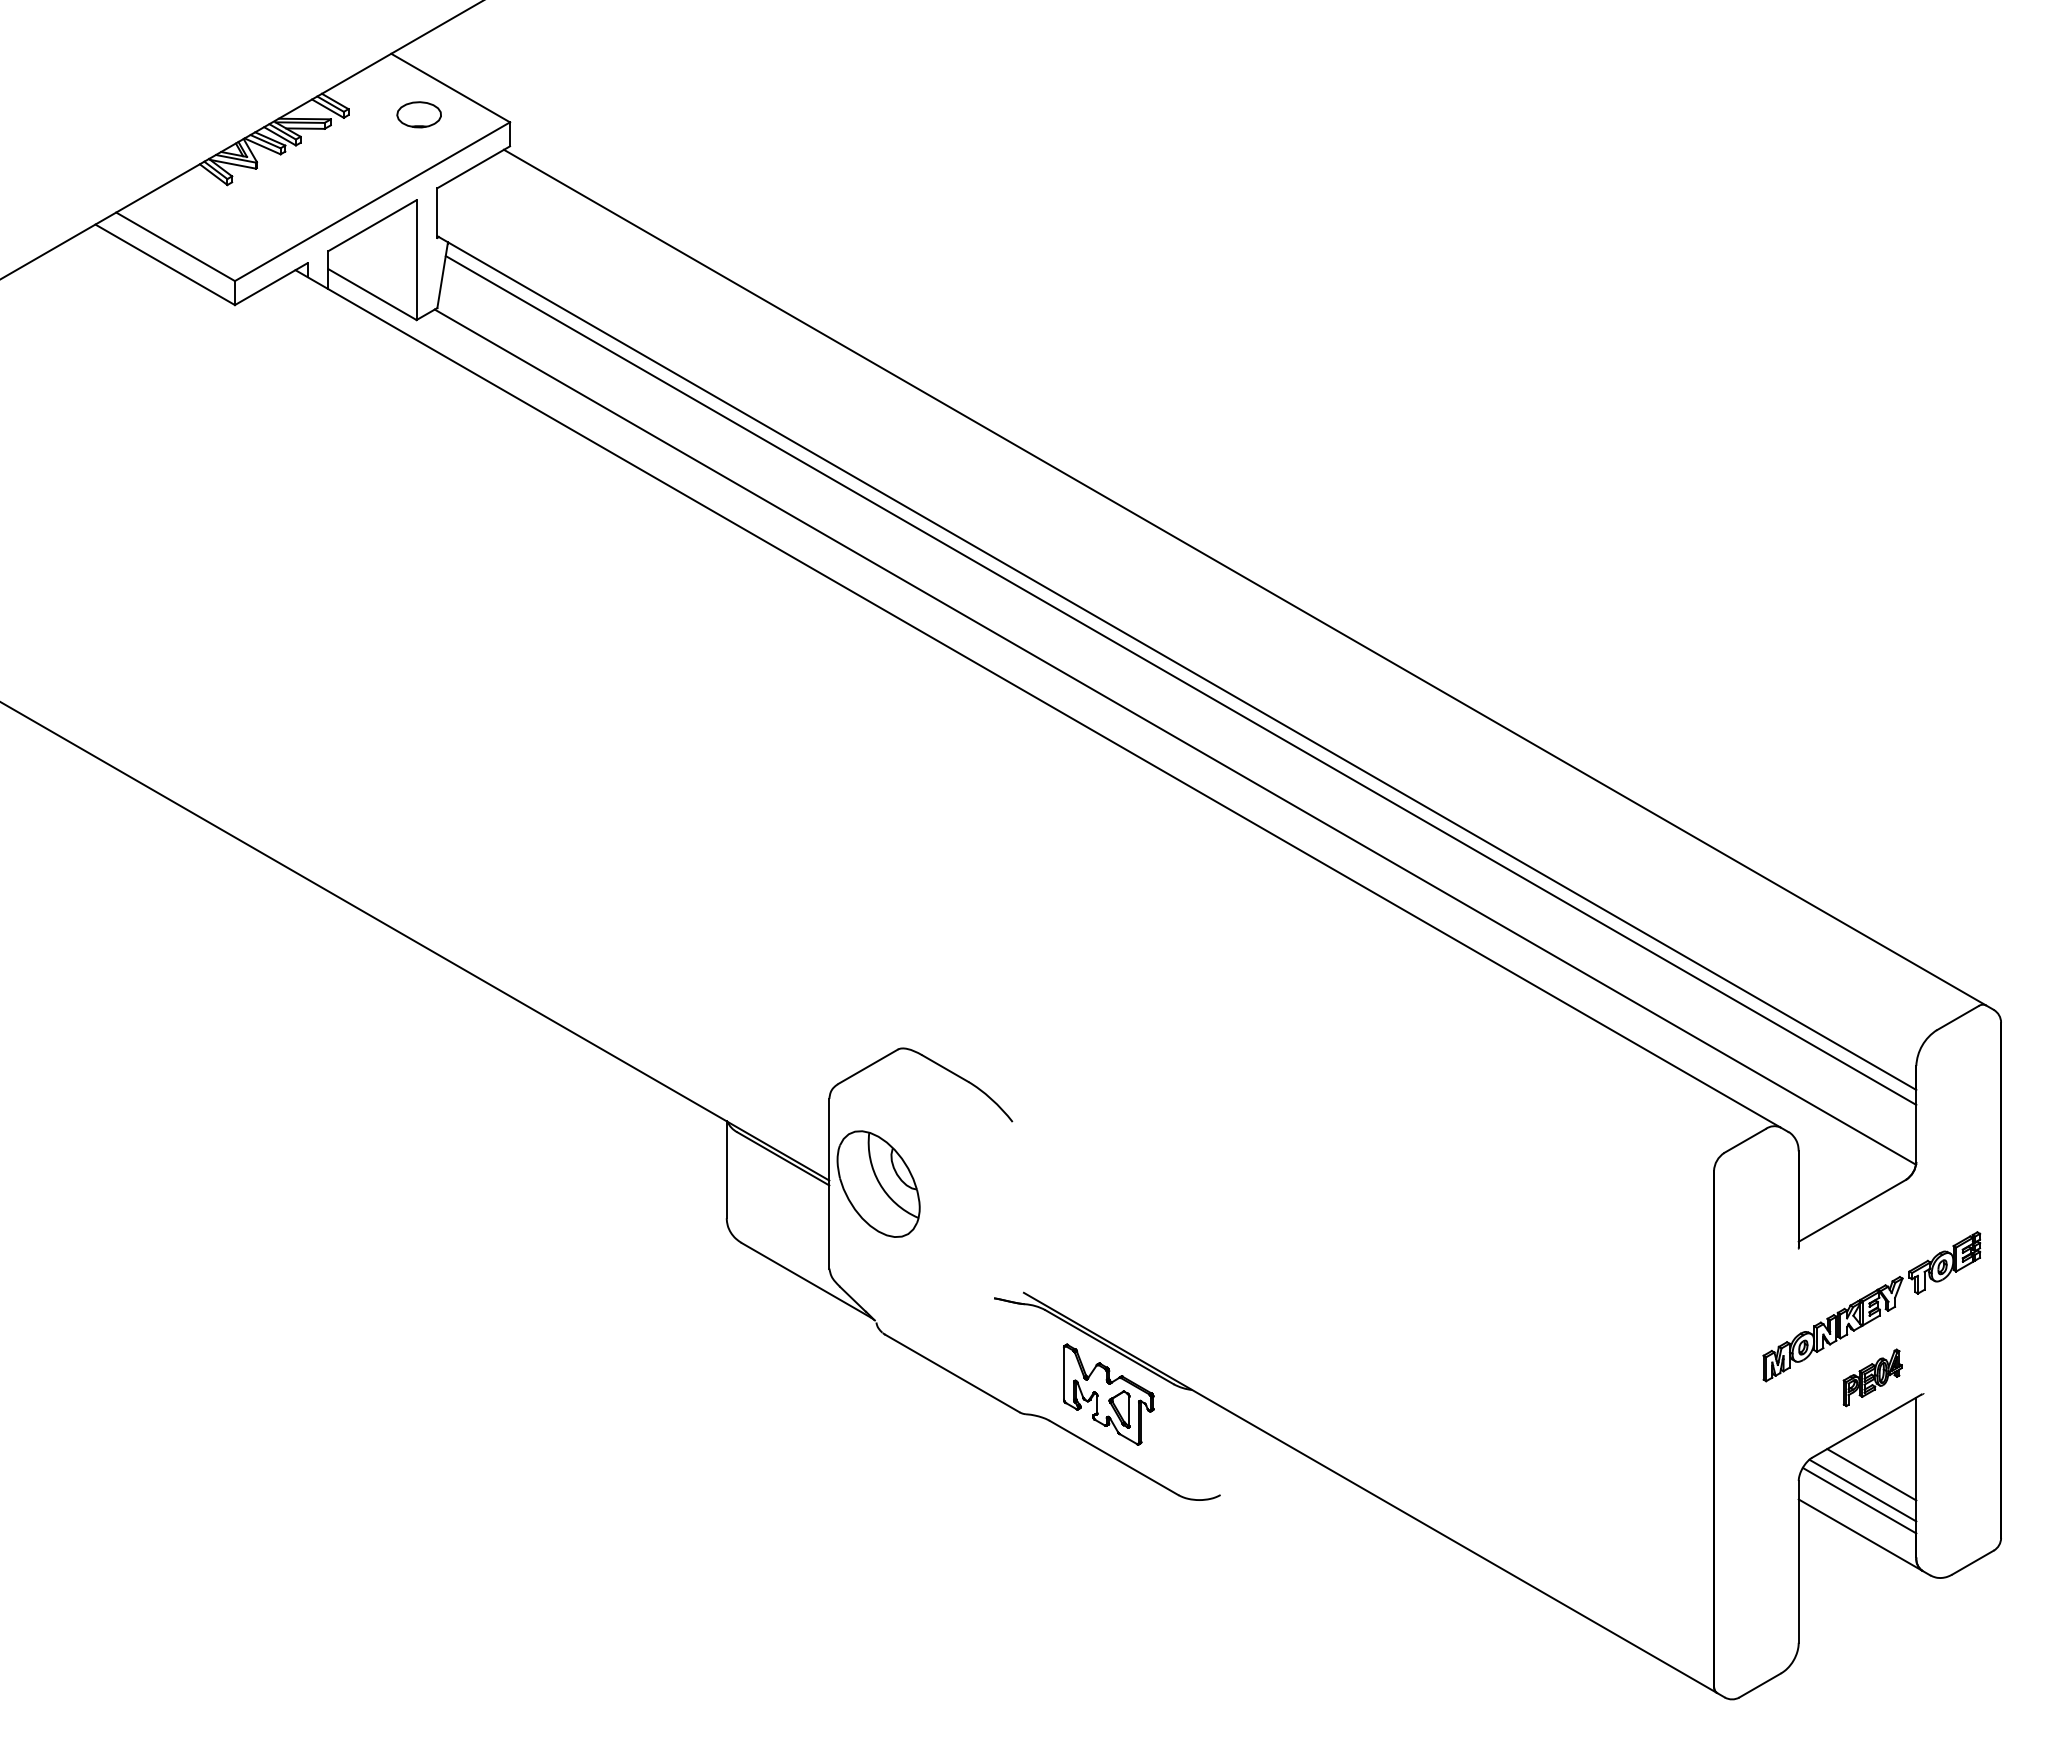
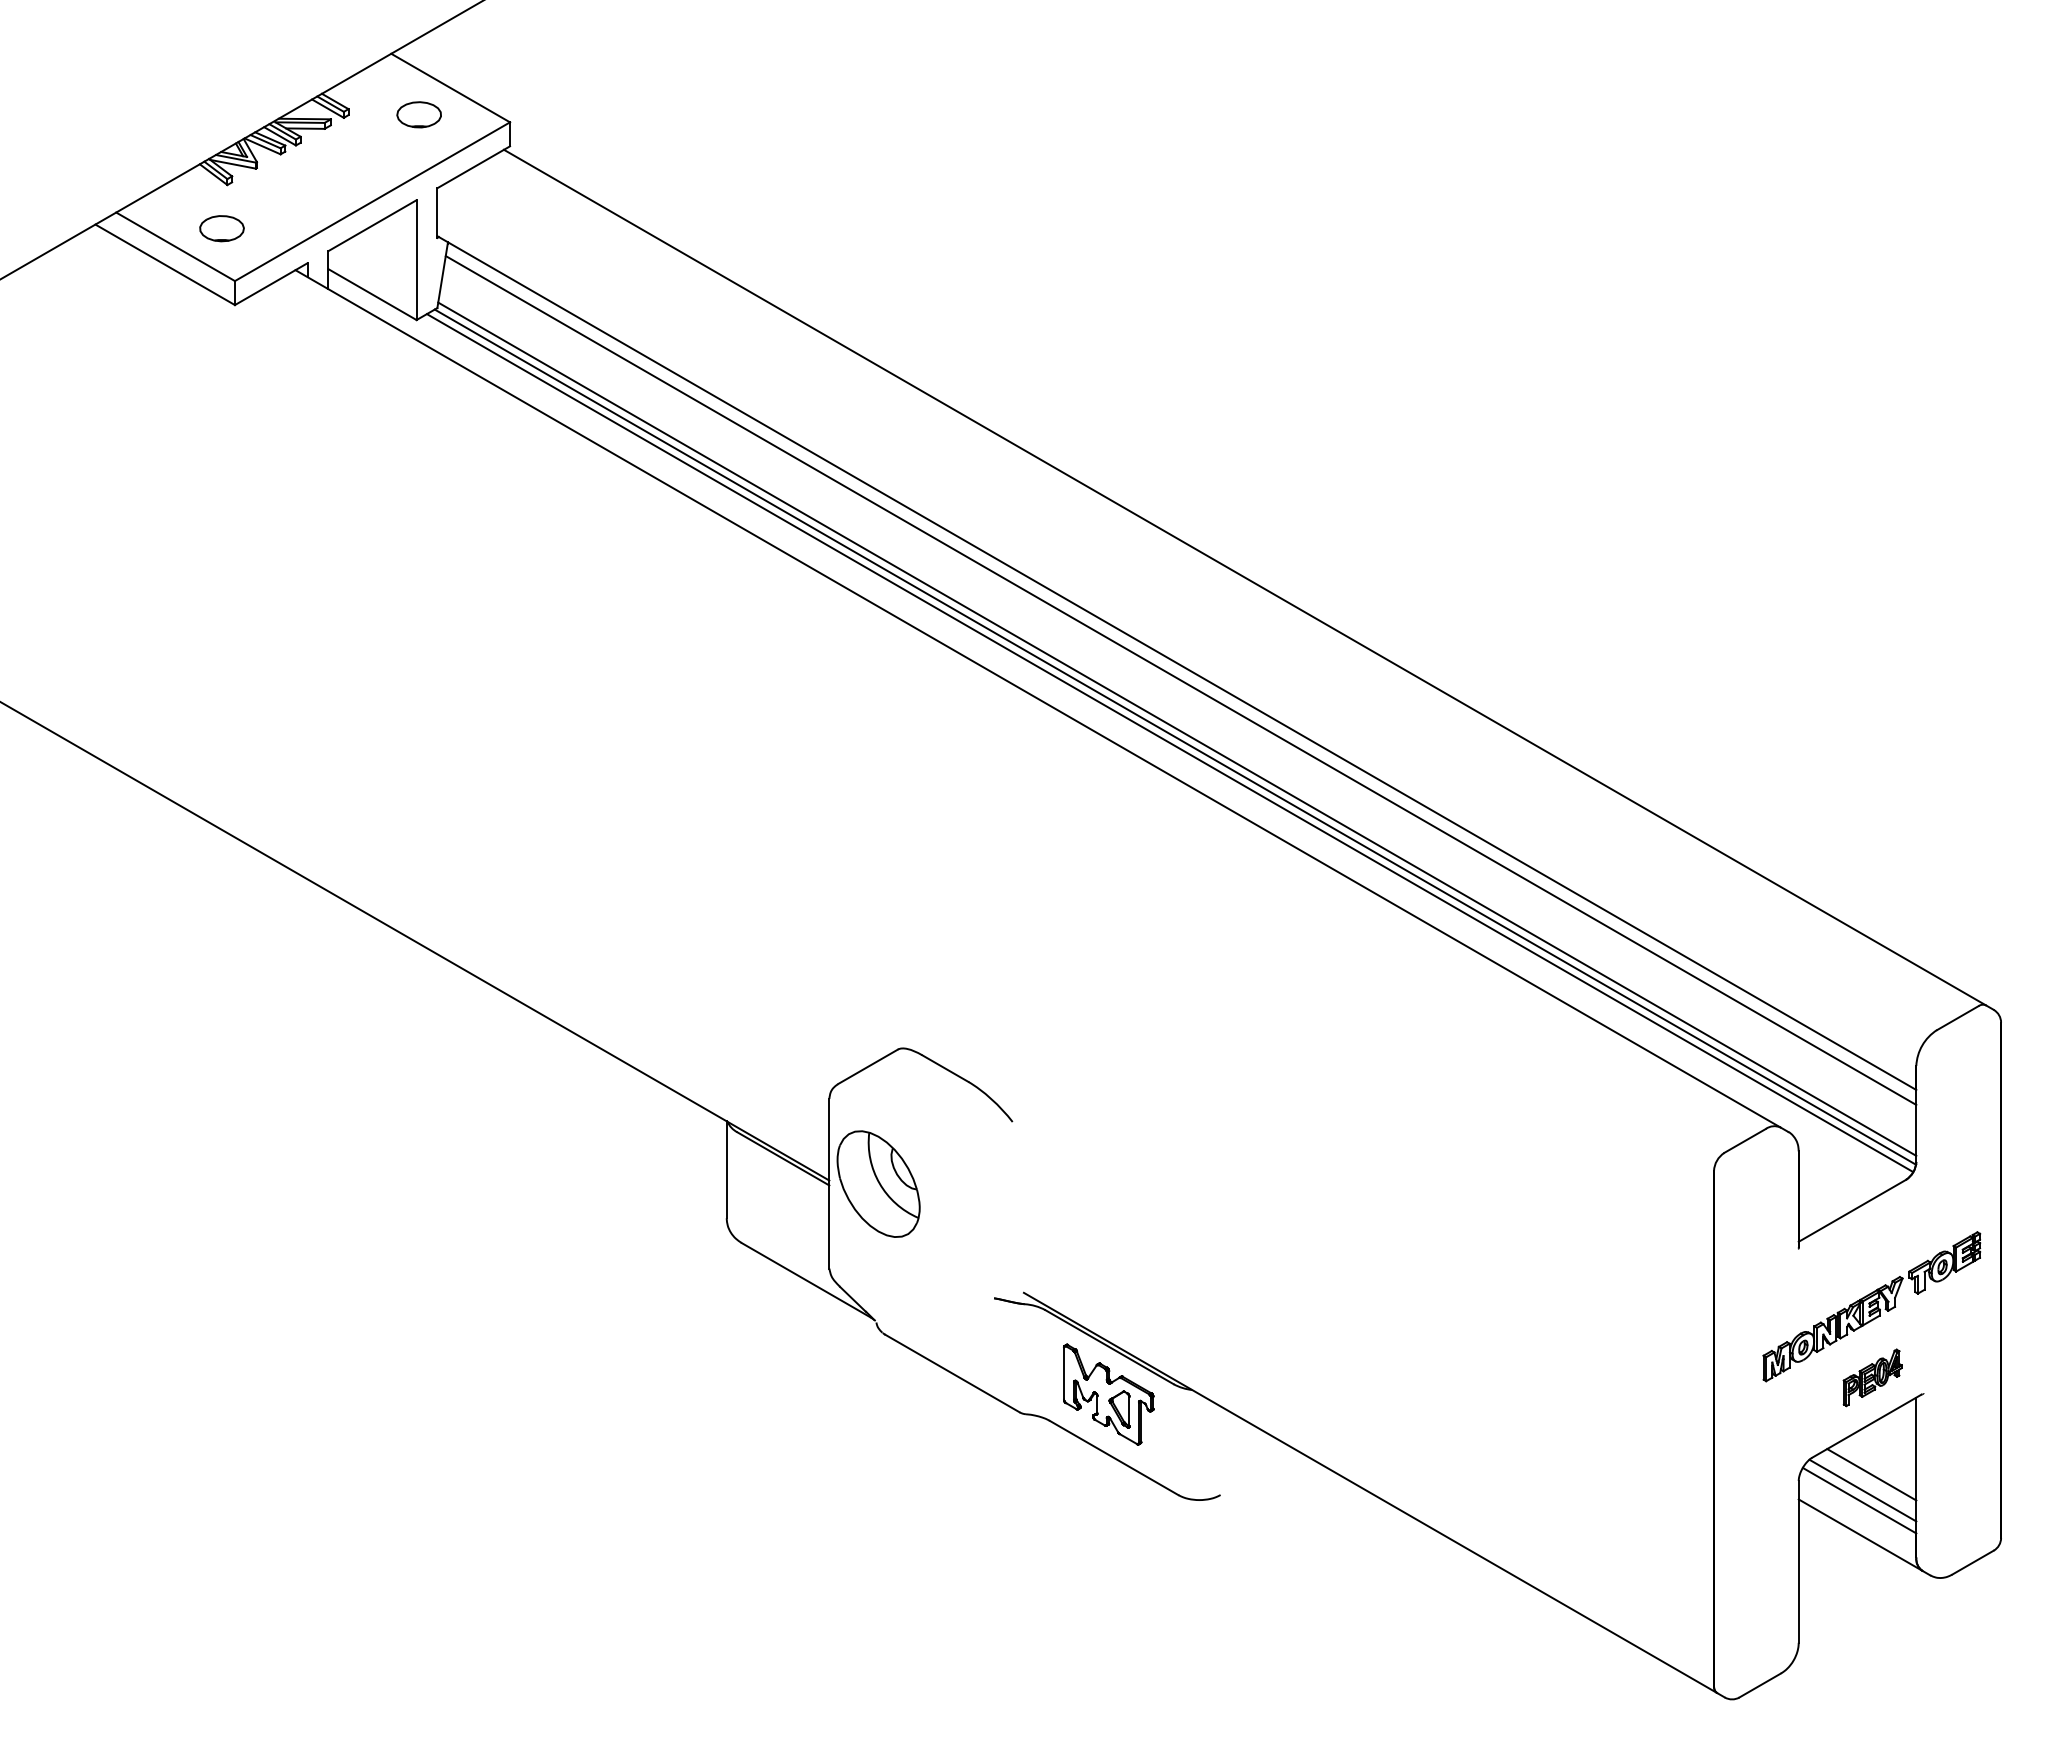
part: none -> present (221, 228)
line: none -> present (1177, 728)
line: none -> present (1169, 743)
